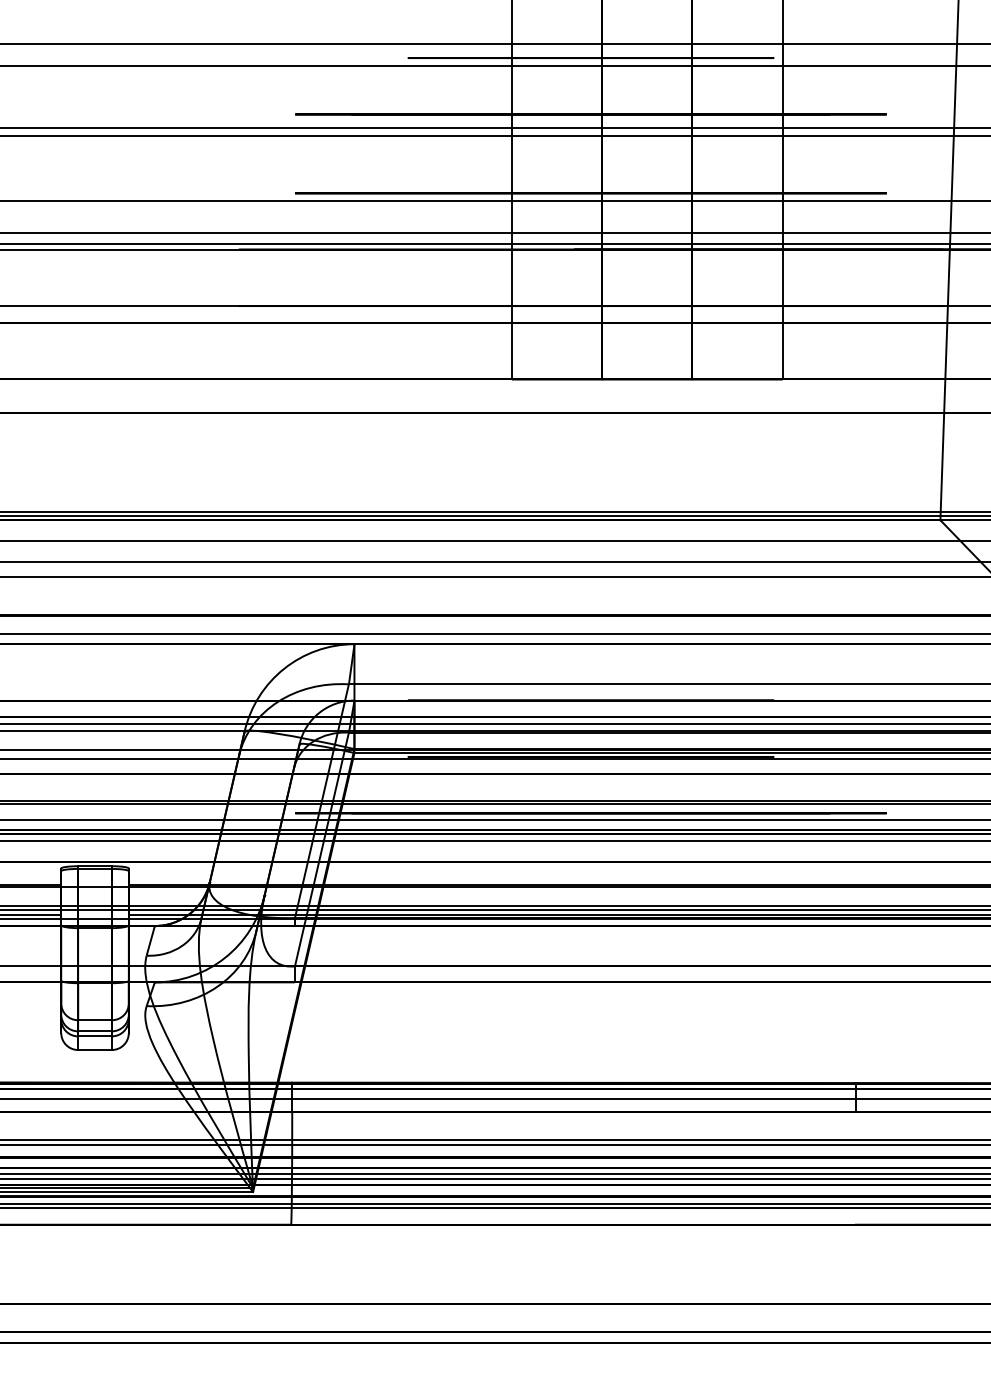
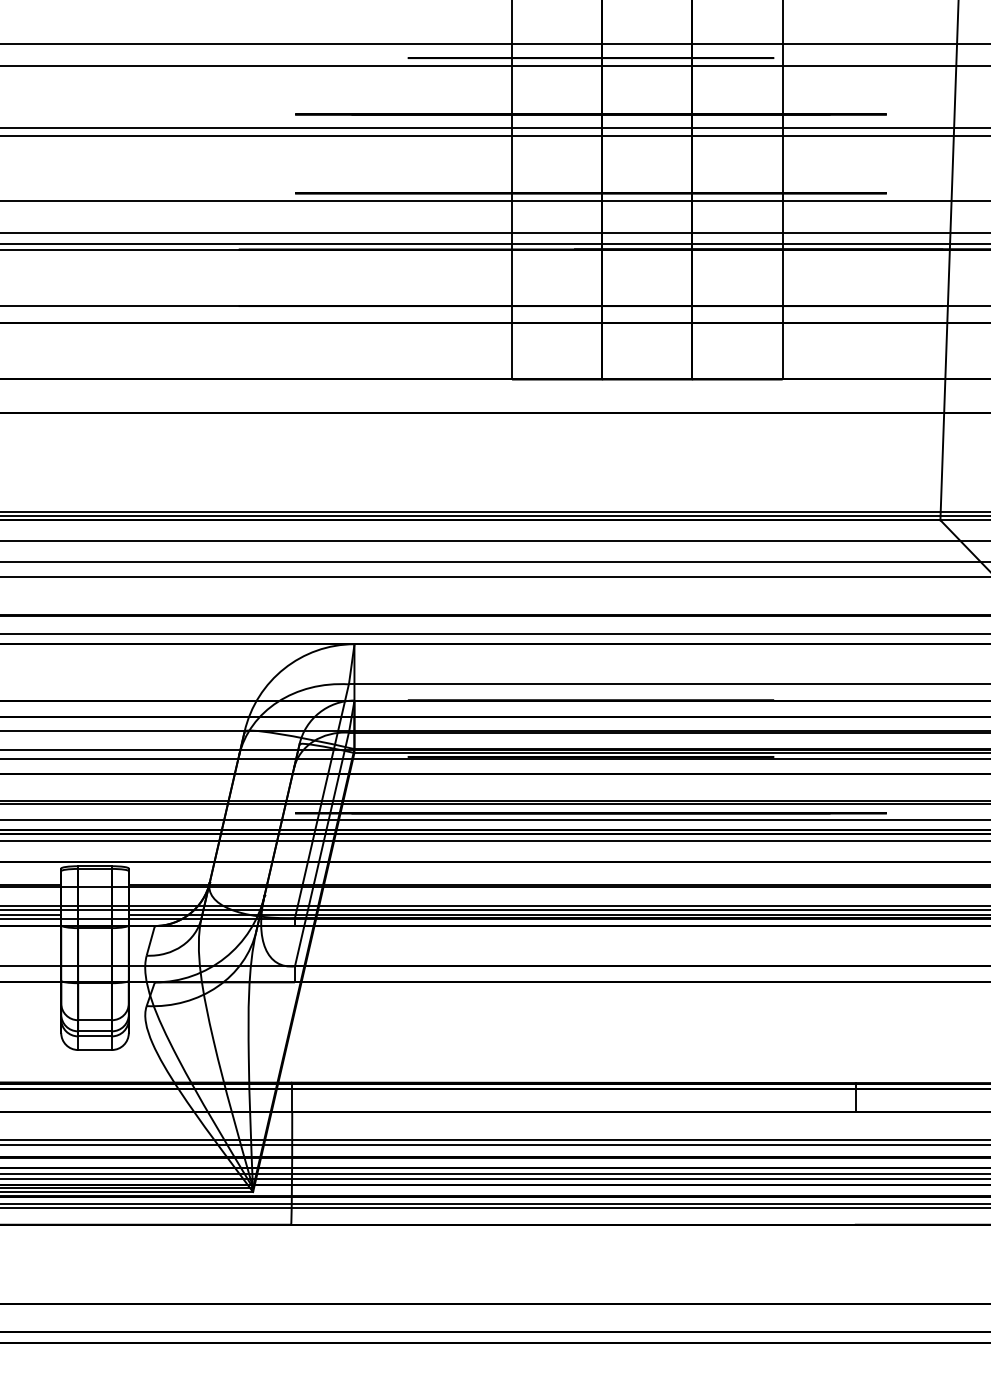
line: present -> none (494, 724)
line: present -> none (494, 1099)
